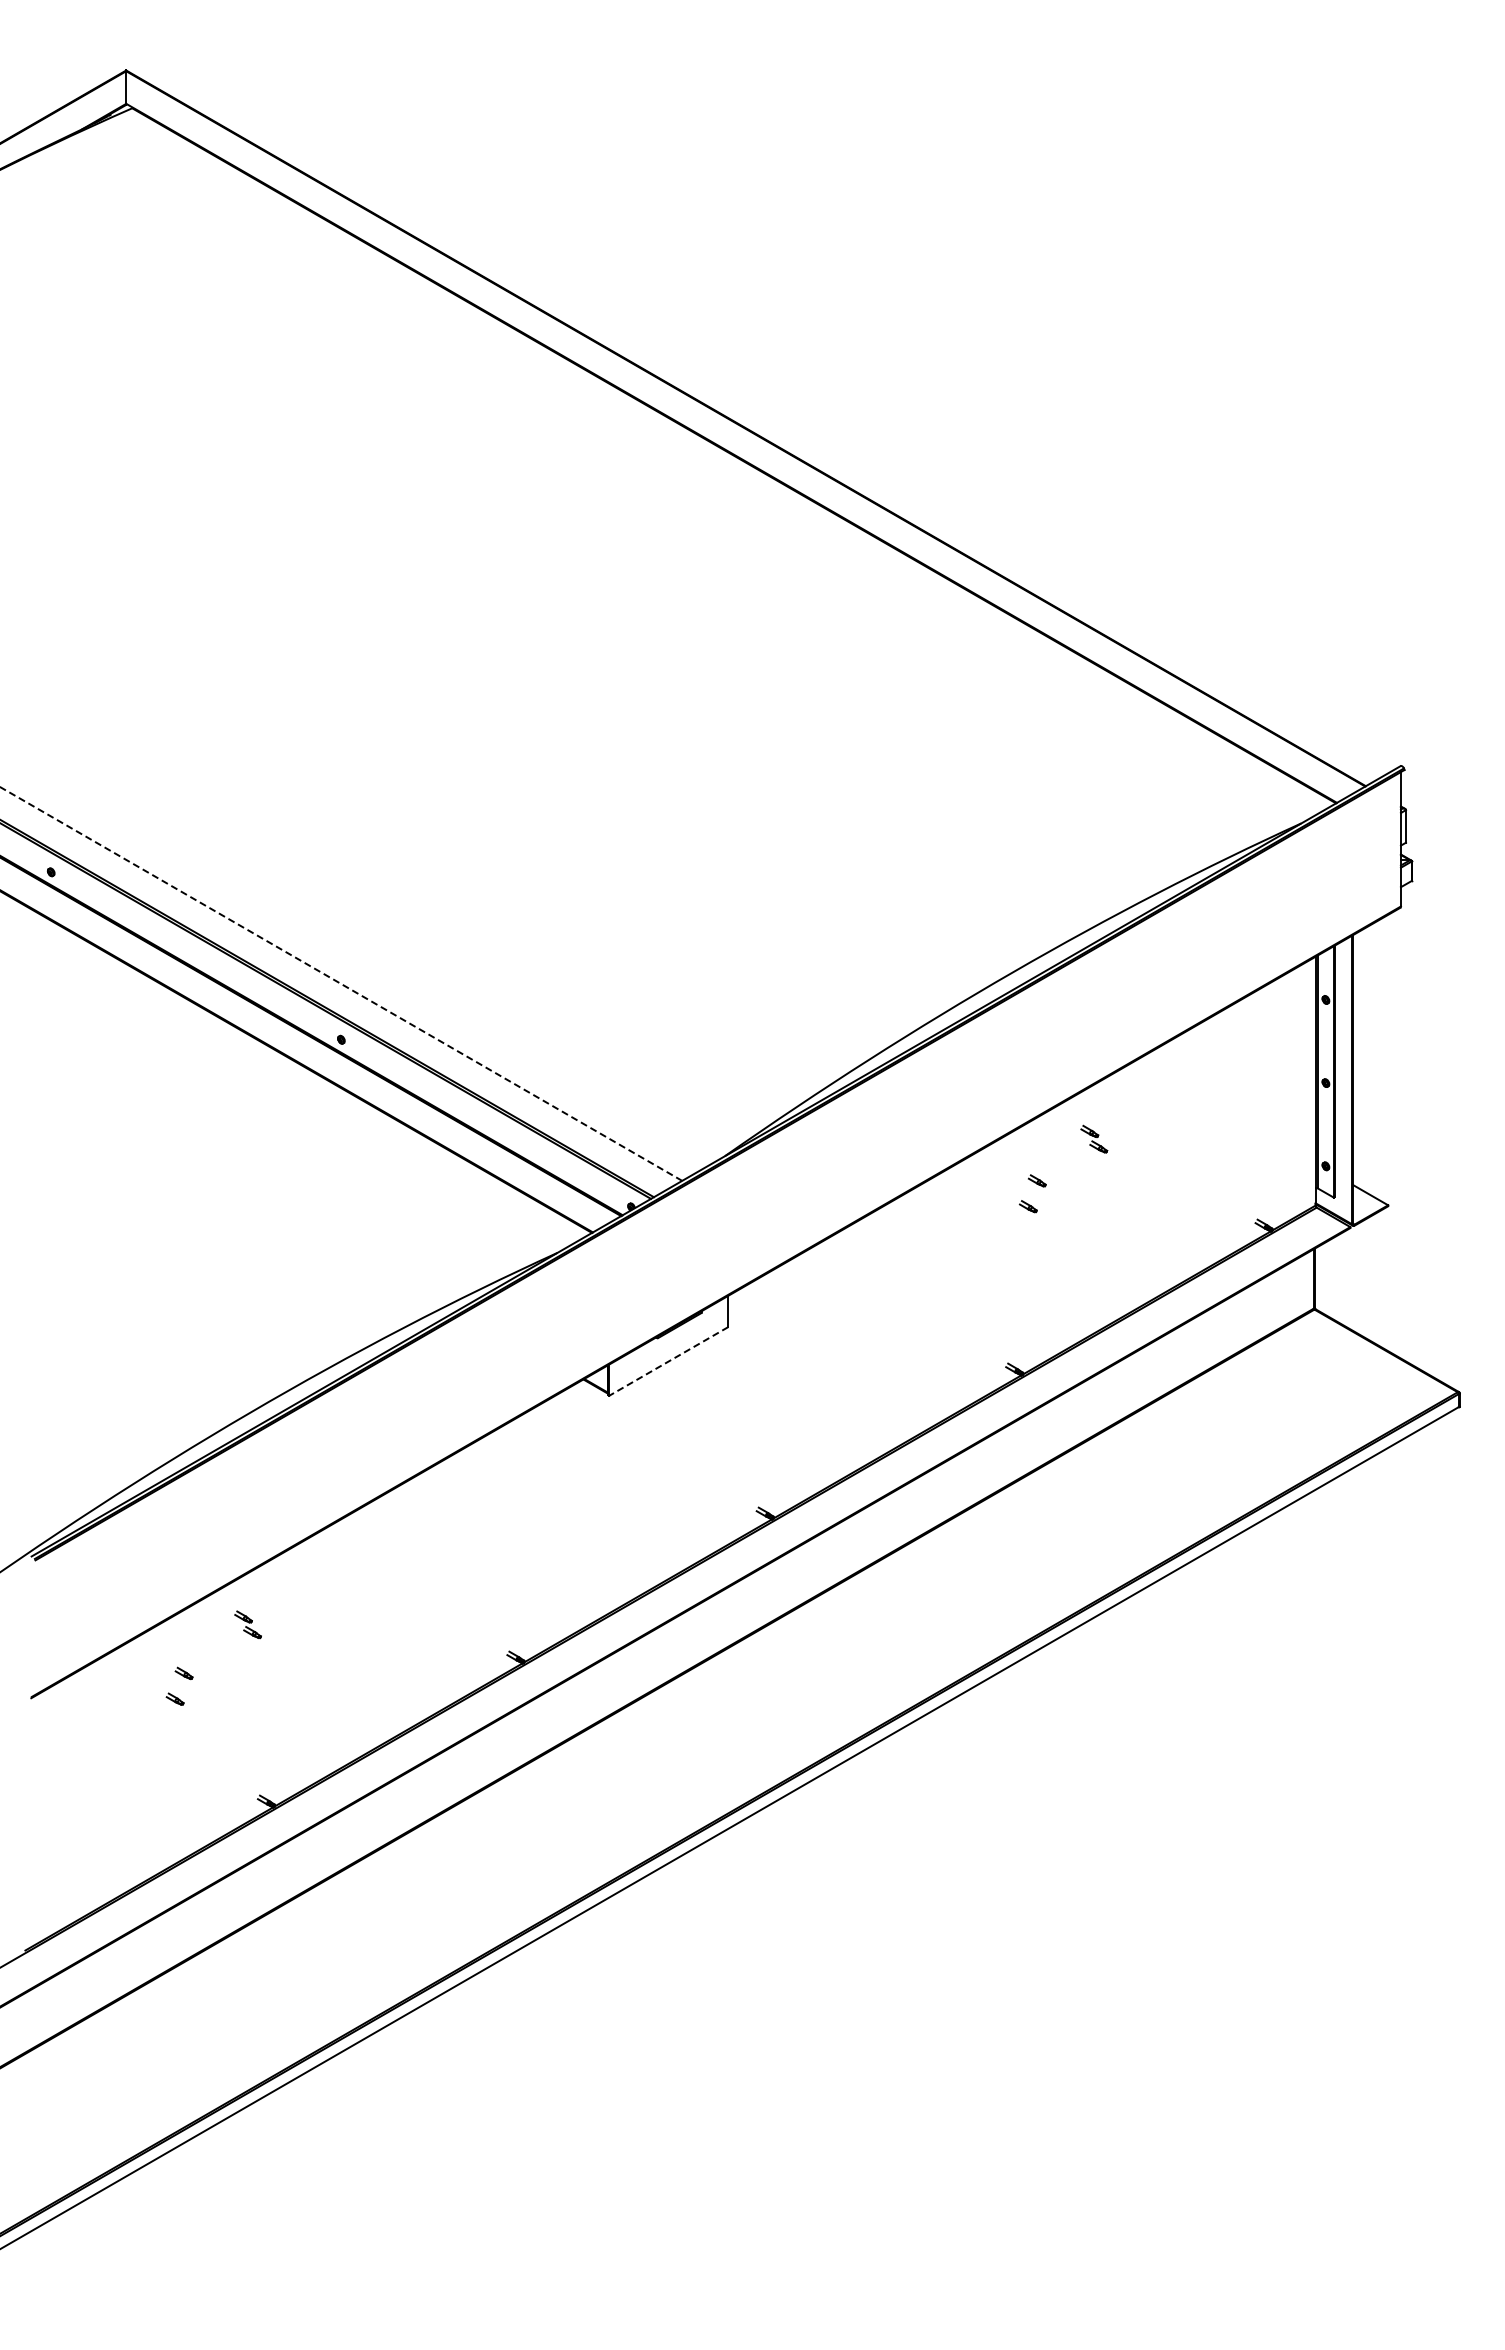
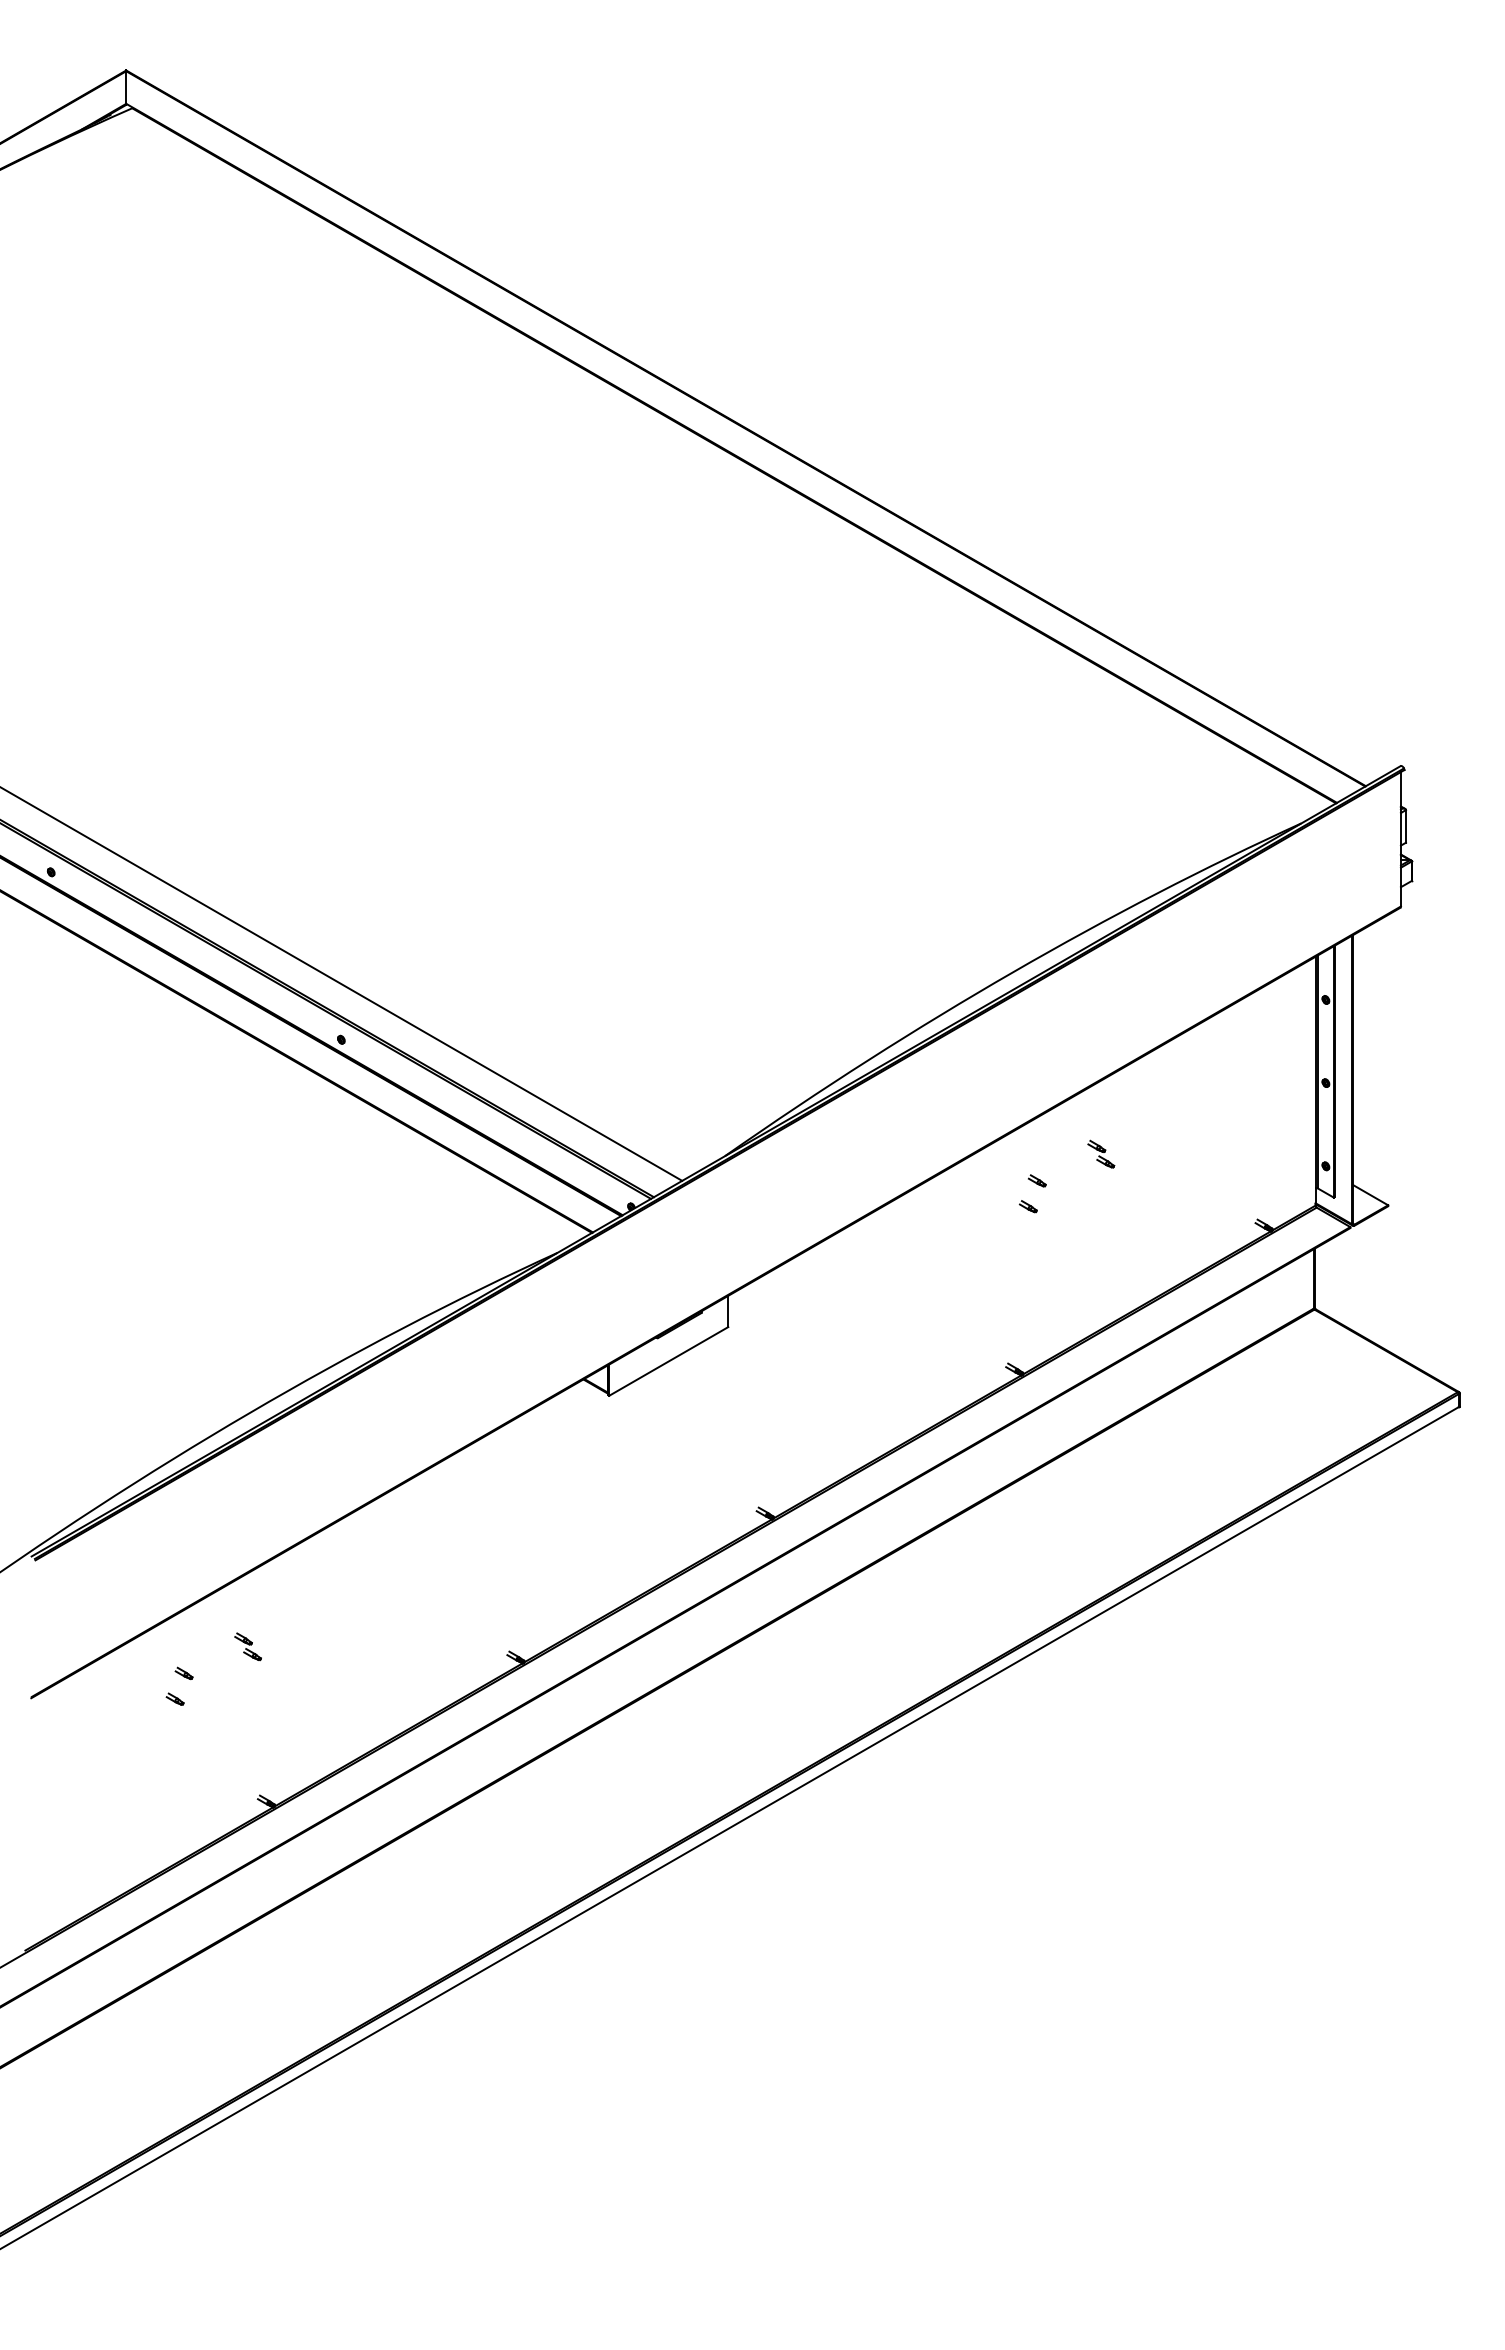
line: dashed -> solid (341, 984)
part position: (1094, 1138) -> (1101, 1153) (1101, 1153)
line: dashed -> solid (668, 1361)
part position: (247, 1624) -> (247, 1646) (247, 1646)
